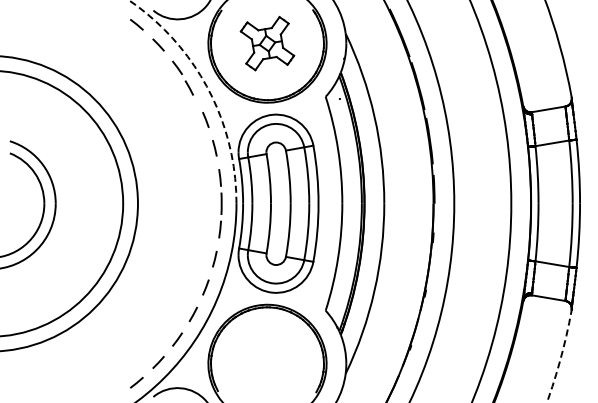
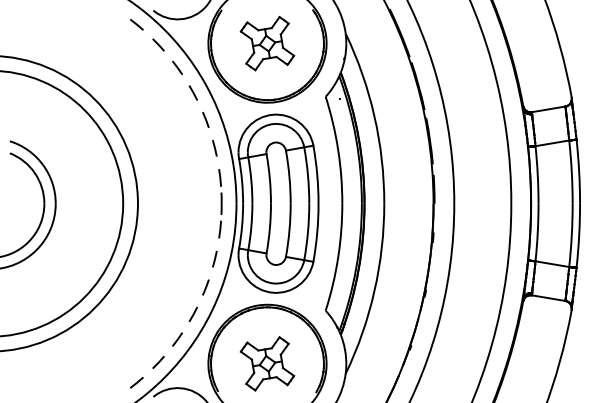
line position: (188, 87) -> (192, 92) (192, 92)
arc: dashed -> solid (208, 89)
arc: dashed -> solid (561, 356)
part: none -> present (267, 363)
